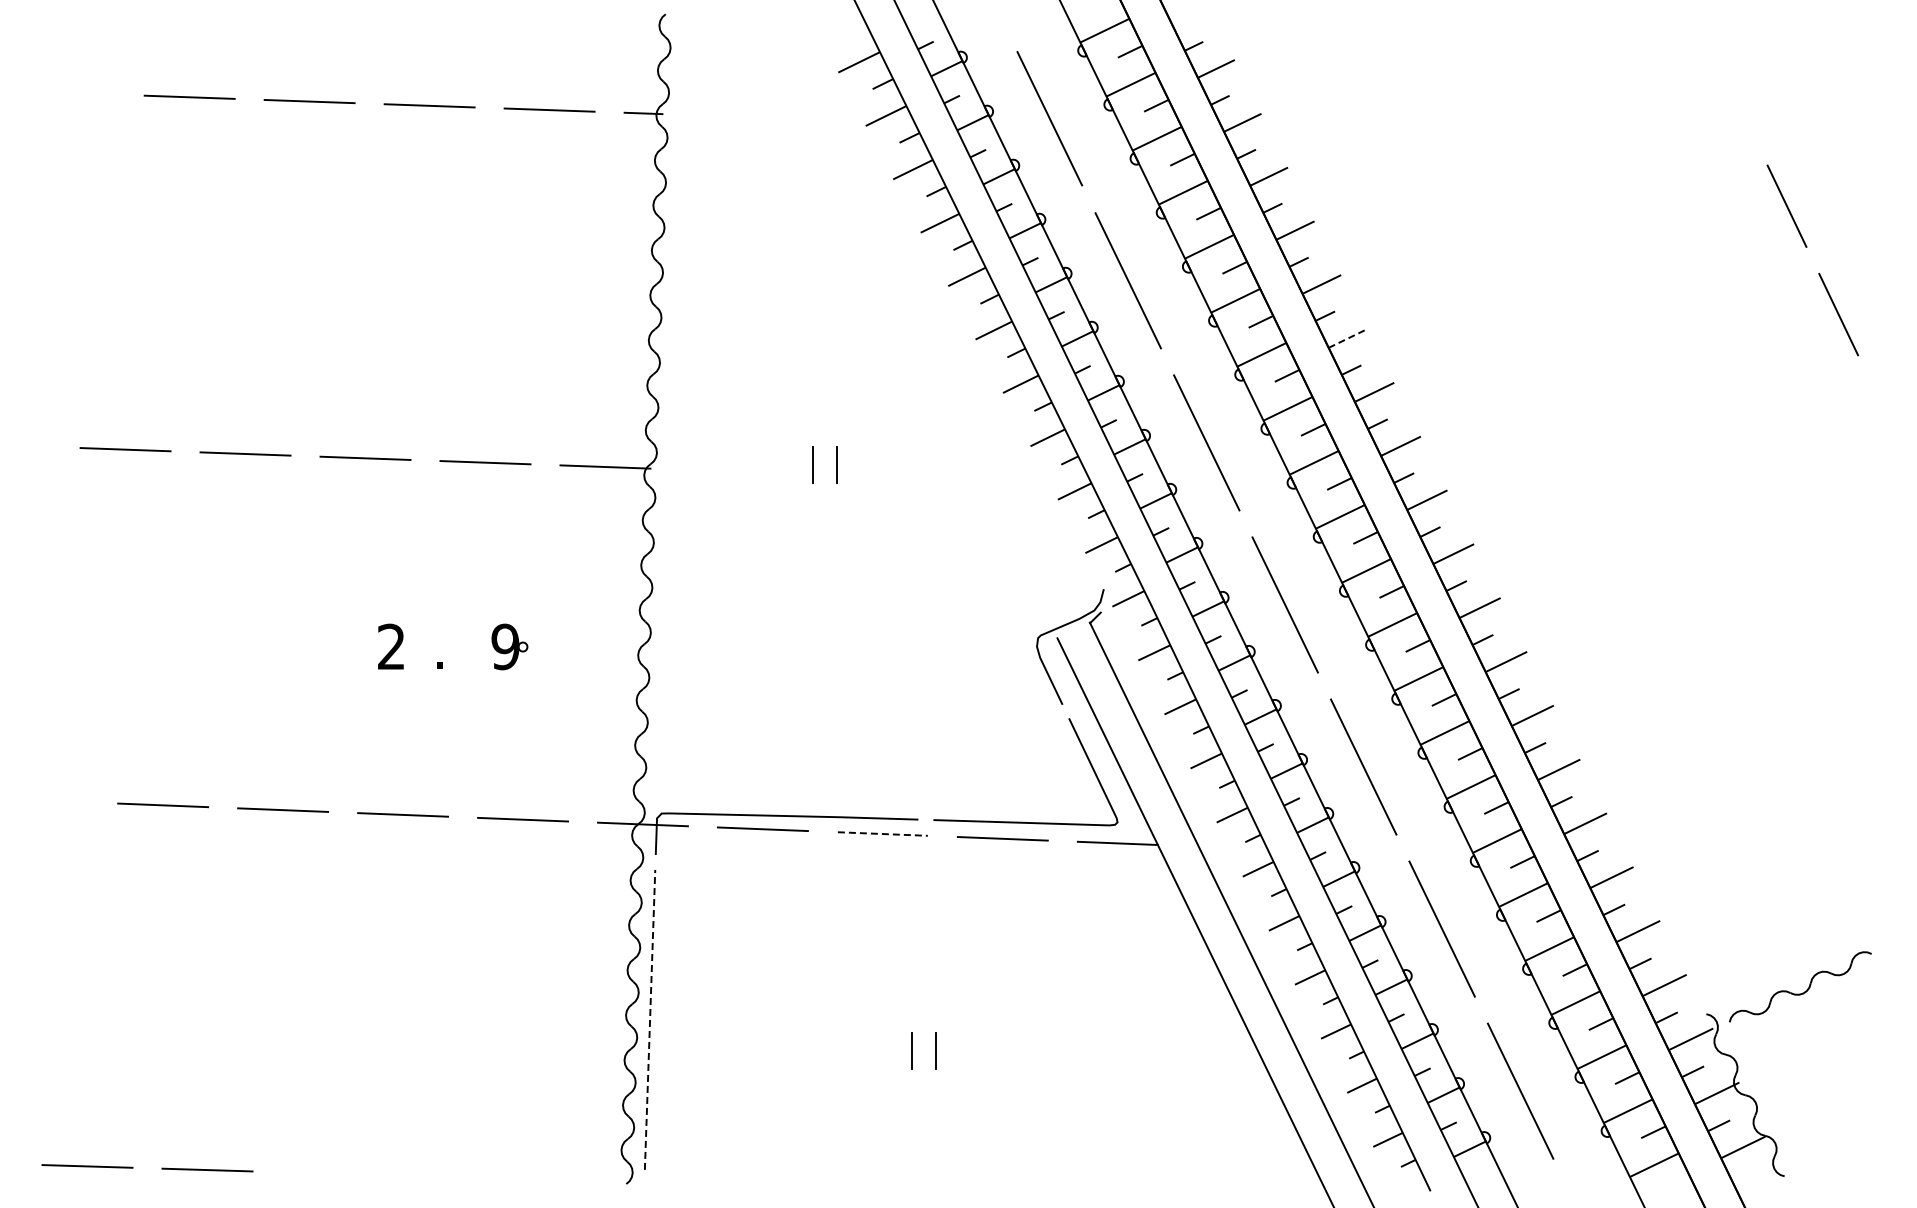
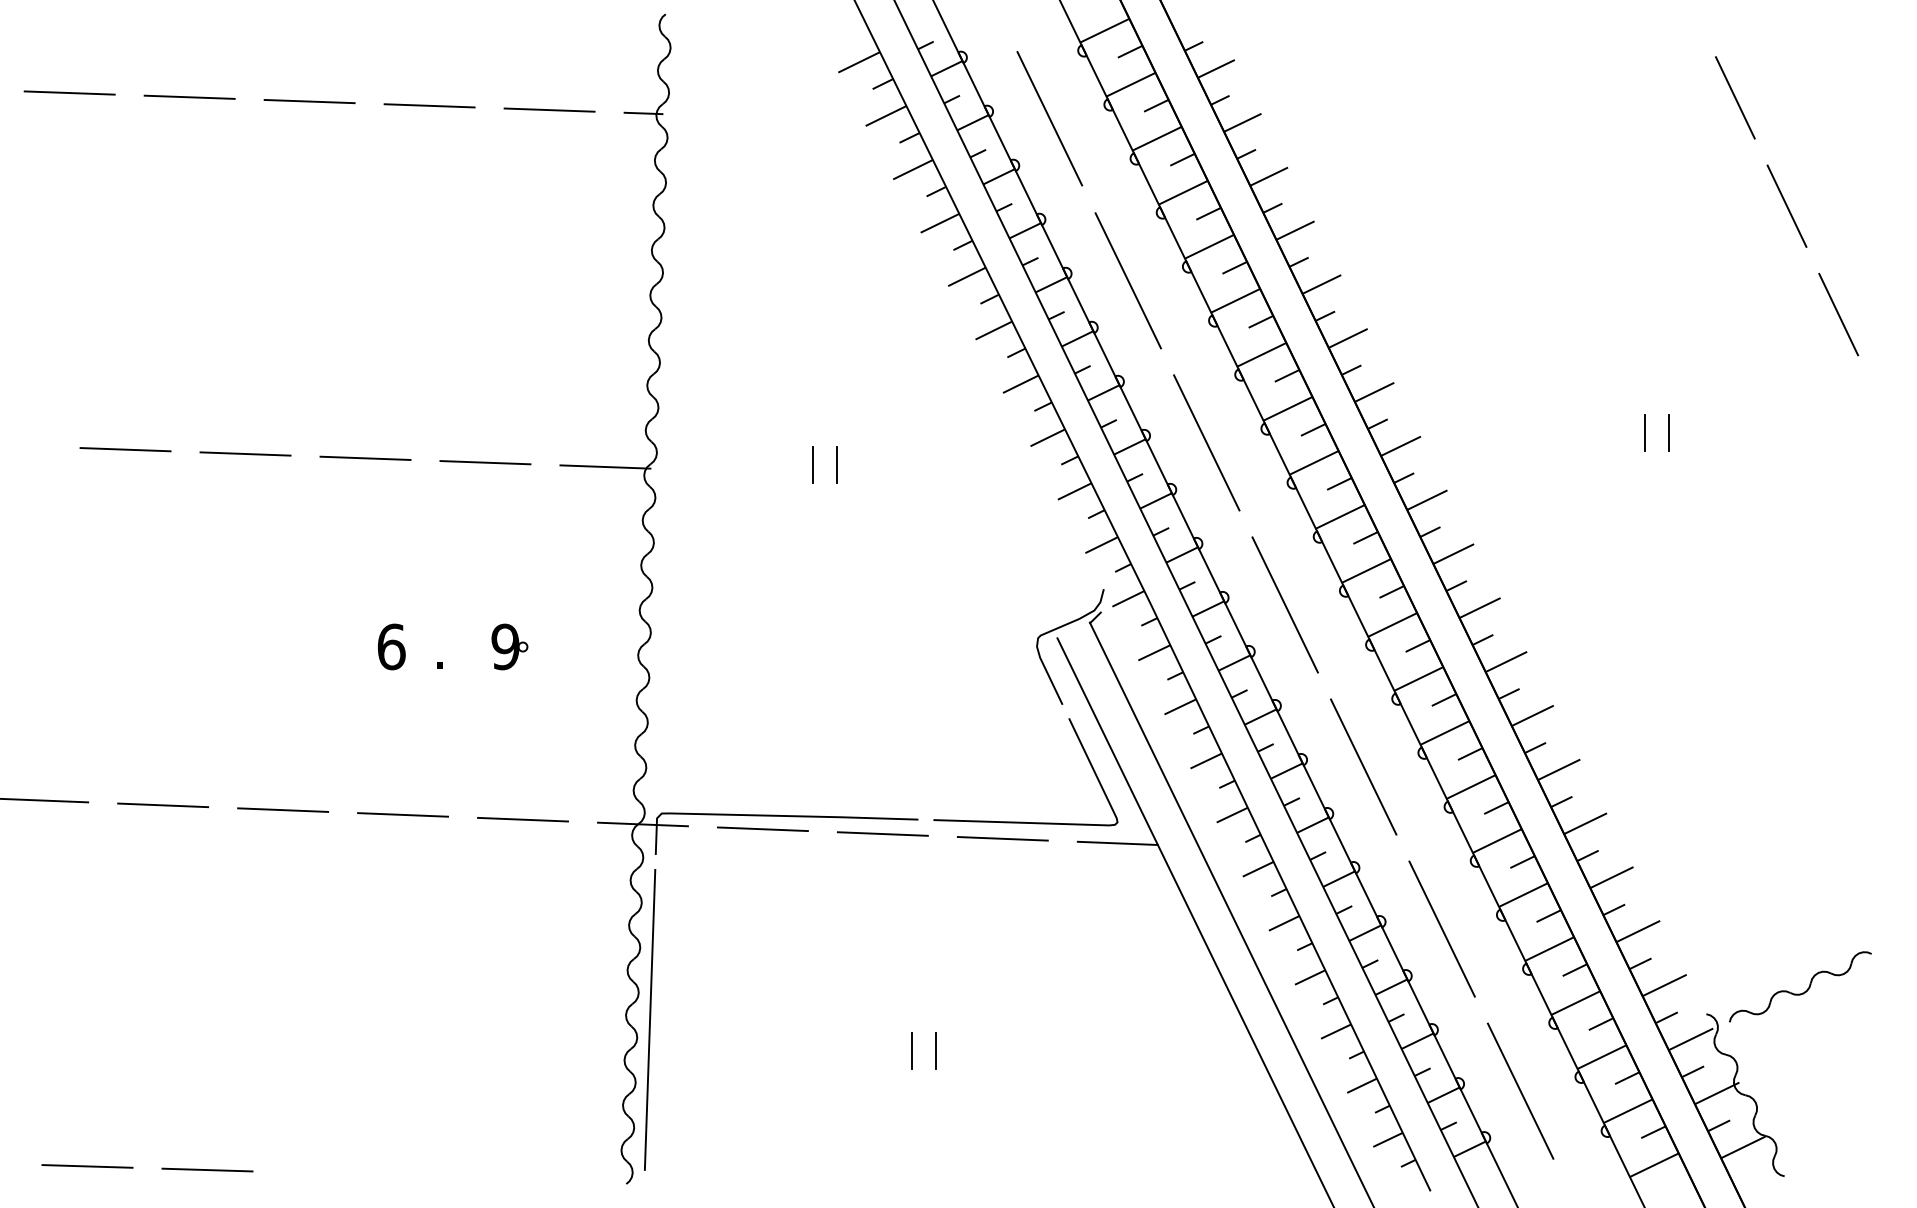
line: none -> present (69, 92)
line: none -> present (1734, 97)
line: dashed -> solid (1348, 338)
line: none -> present (1644, 432)
line: none -> present (1668, 433)
text: 2 -> 6 (391, 646)
line: none -> present (45, 800)
line: dashed -> solid (883, 834)
line: dashed -> solid (650, 1019)
